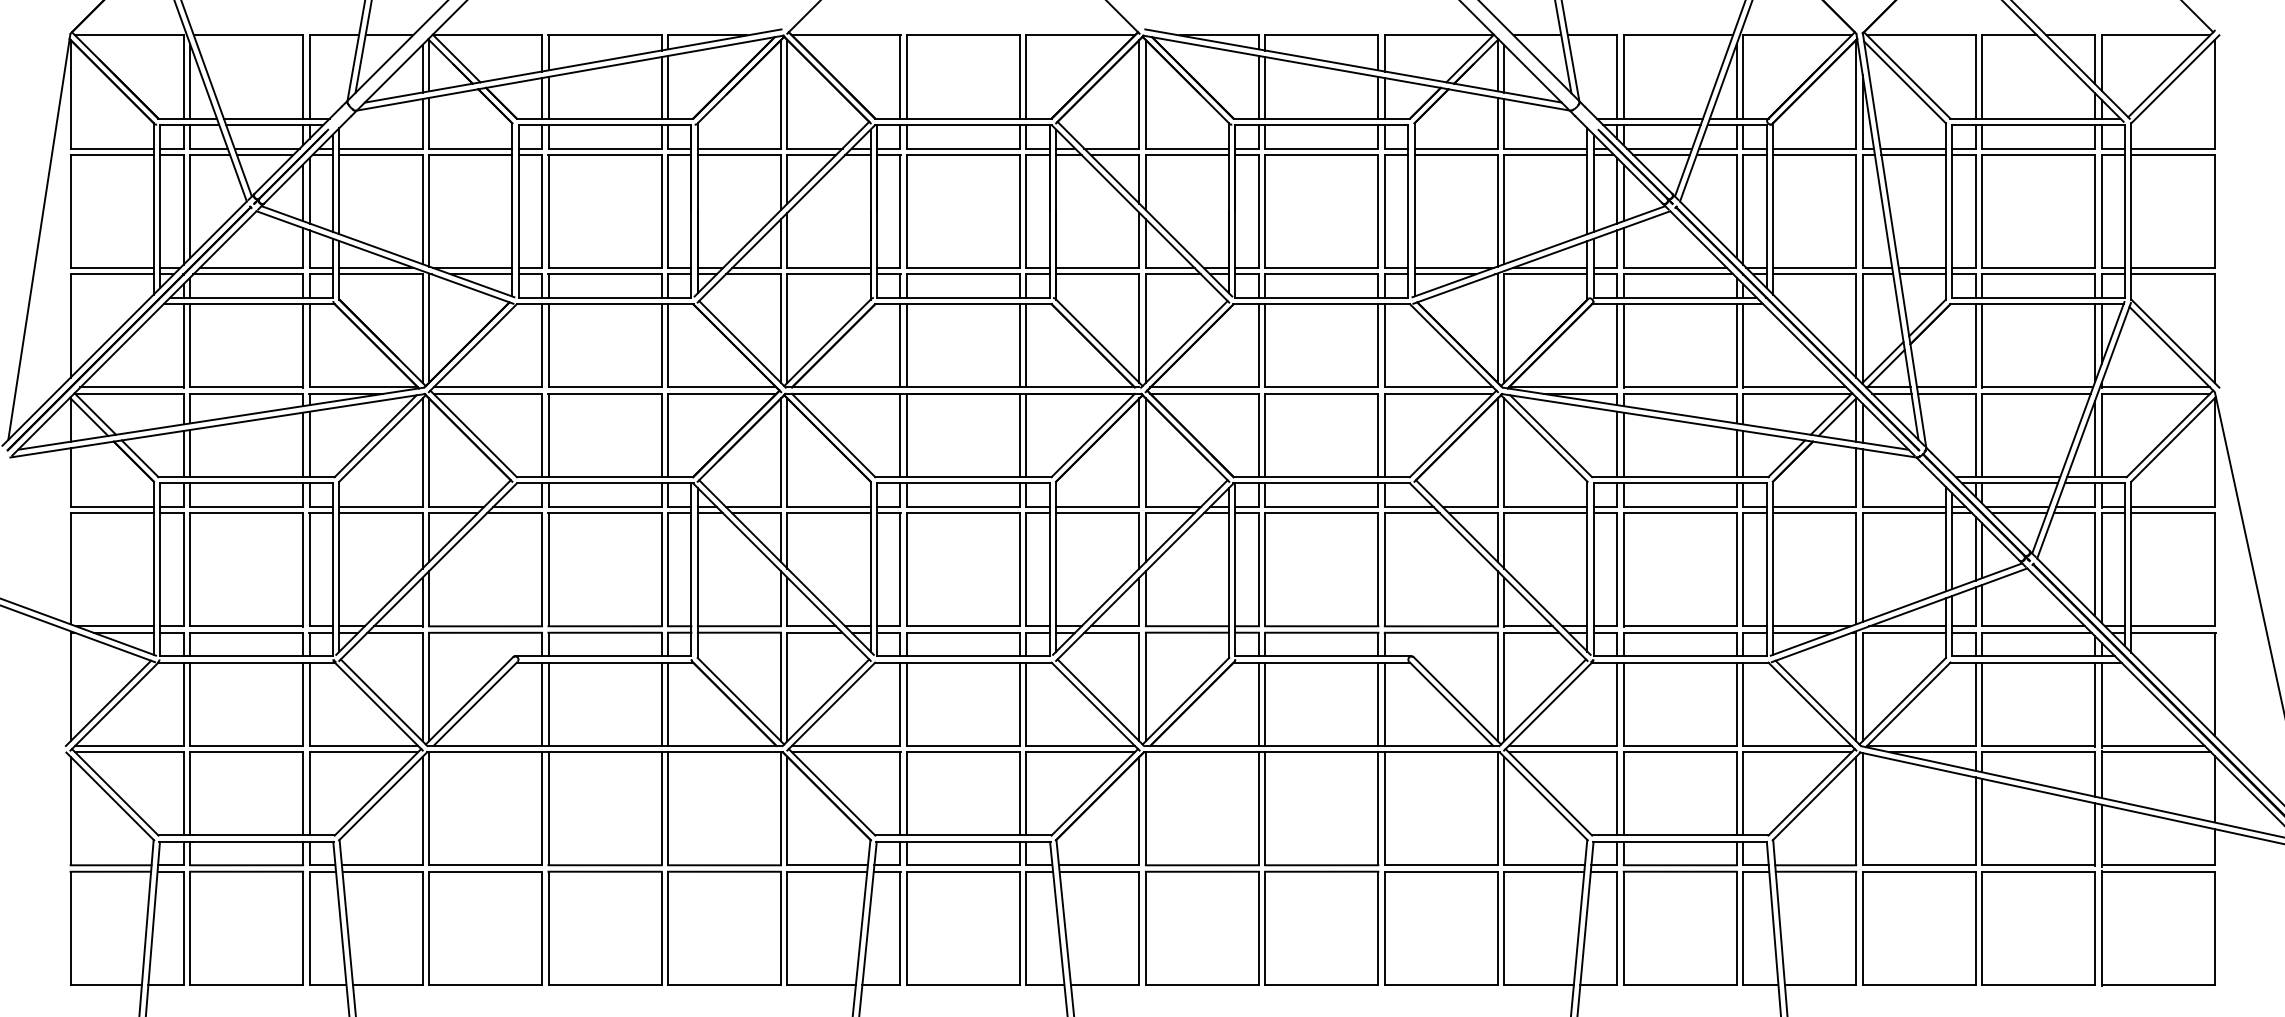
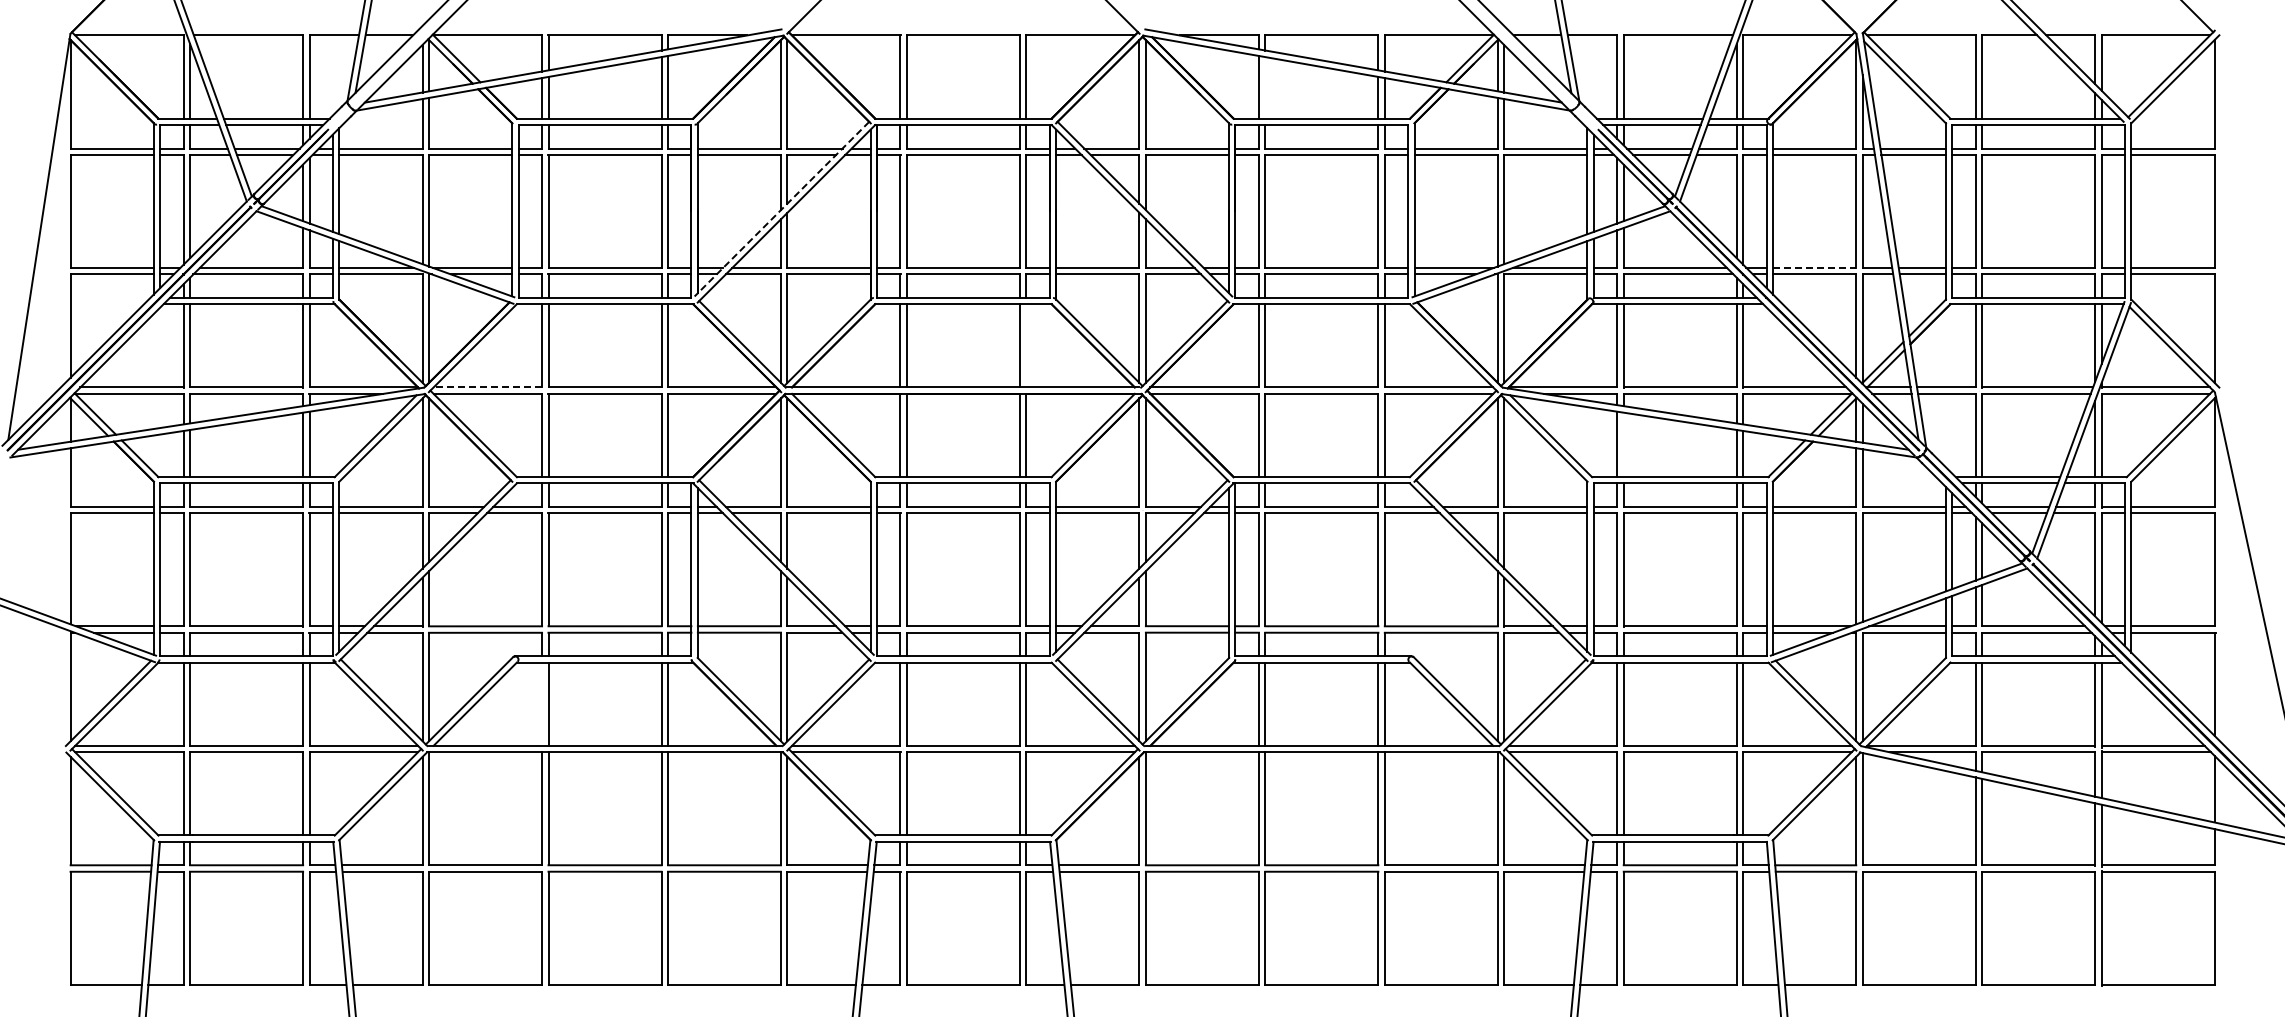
line: present -> none (1265, 87)
line: solid -> dashed (781, 209)
line: solid -> dashed (1814, 267)
line: present -> none (1026, 345)
line: solid -> dashed (487, 387)
line: present -> none (1623, 444)
line: present -> none (542, 703)
